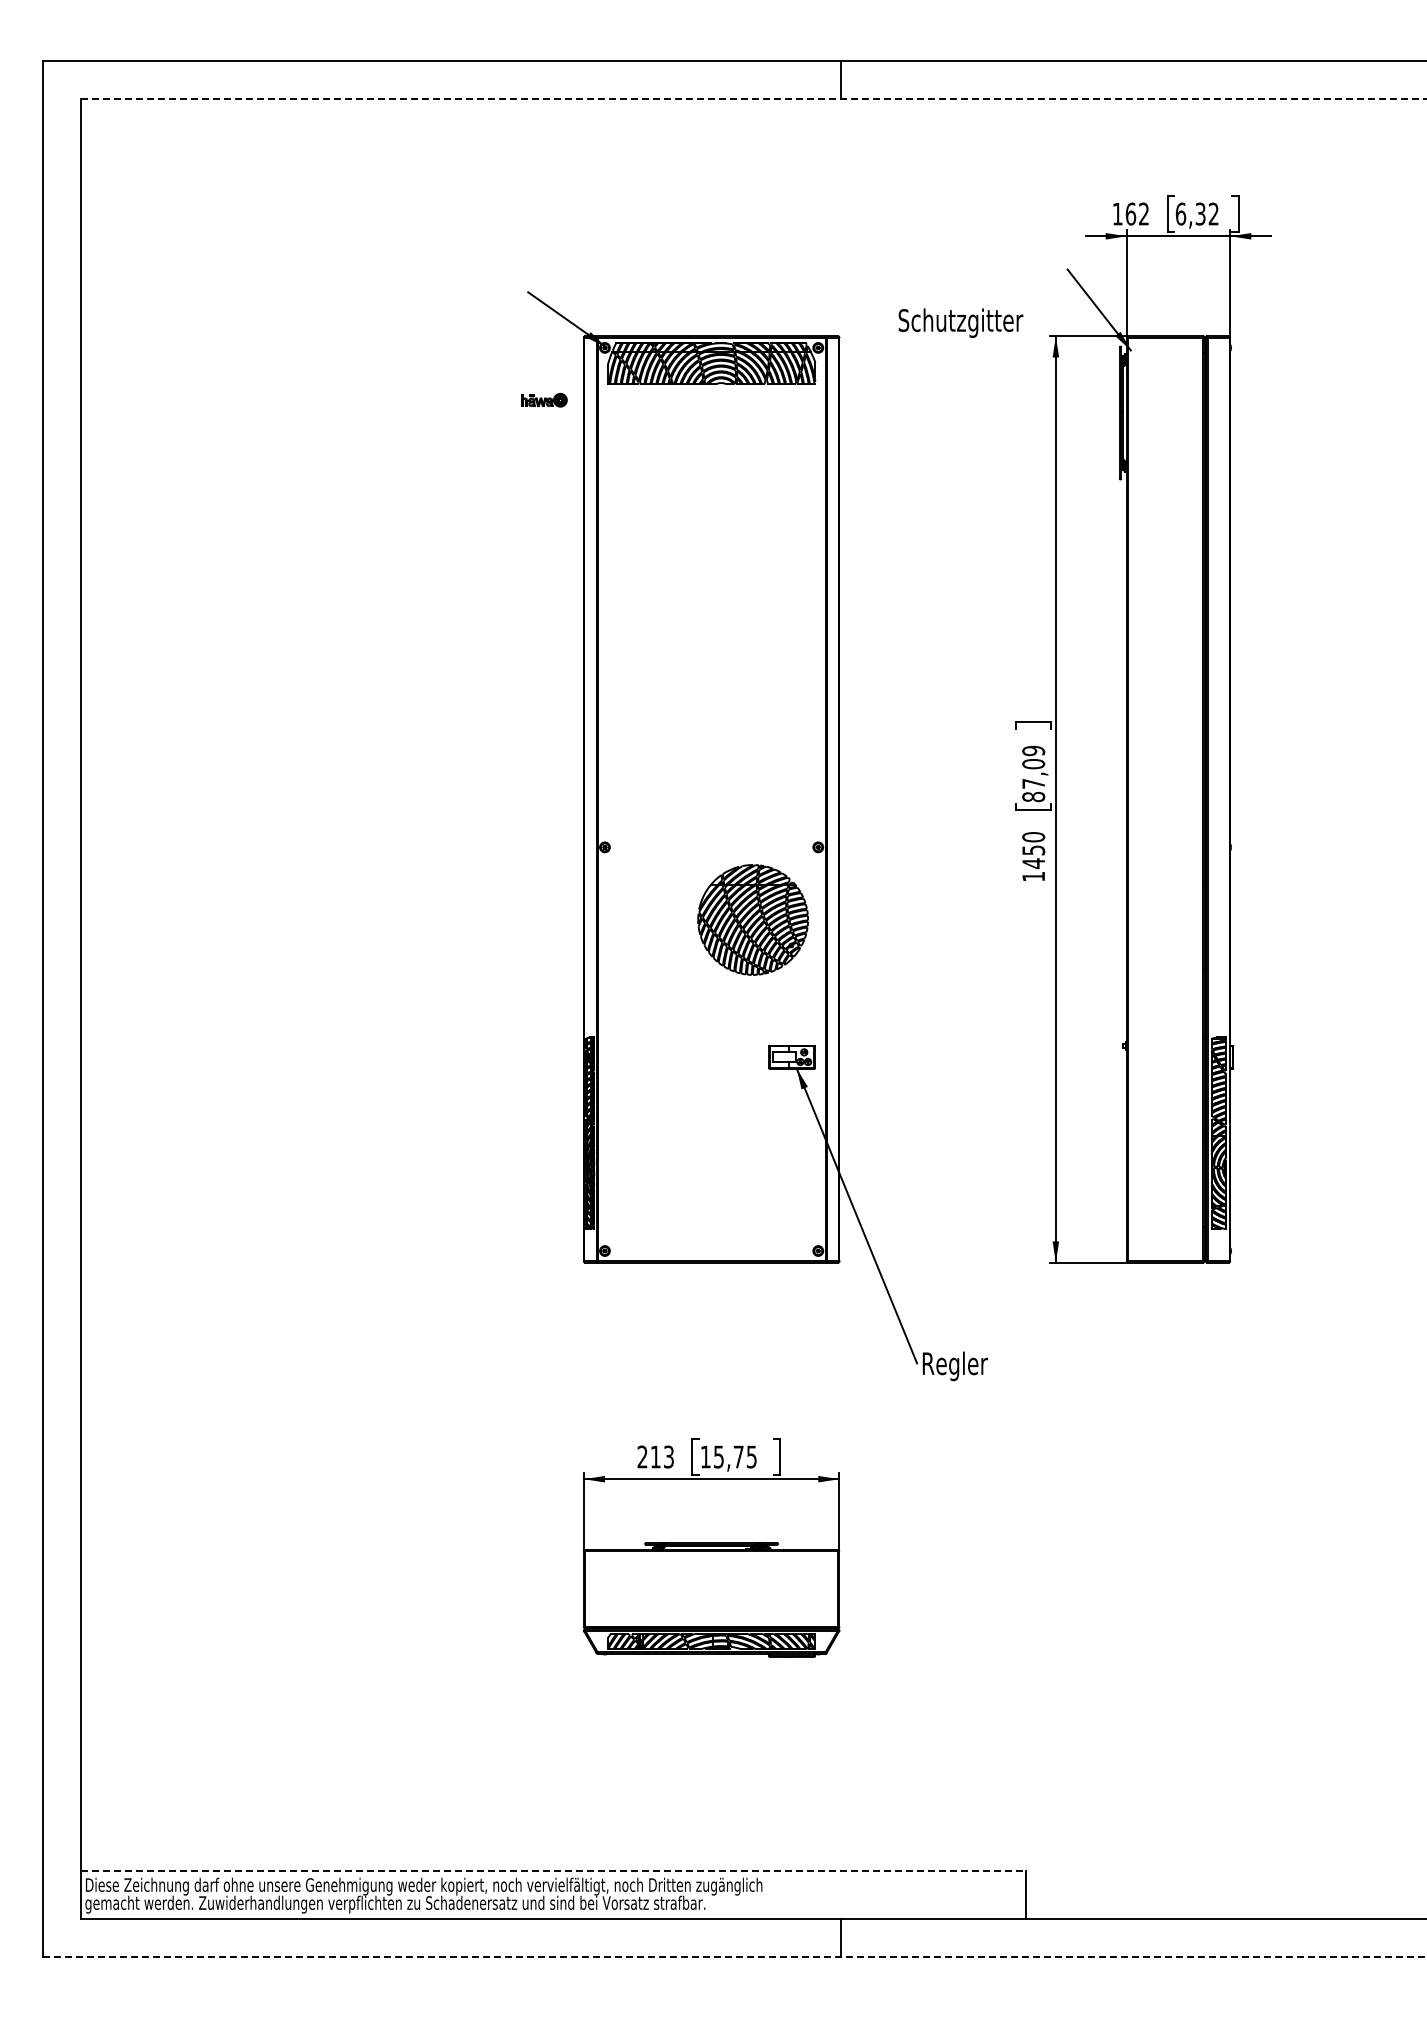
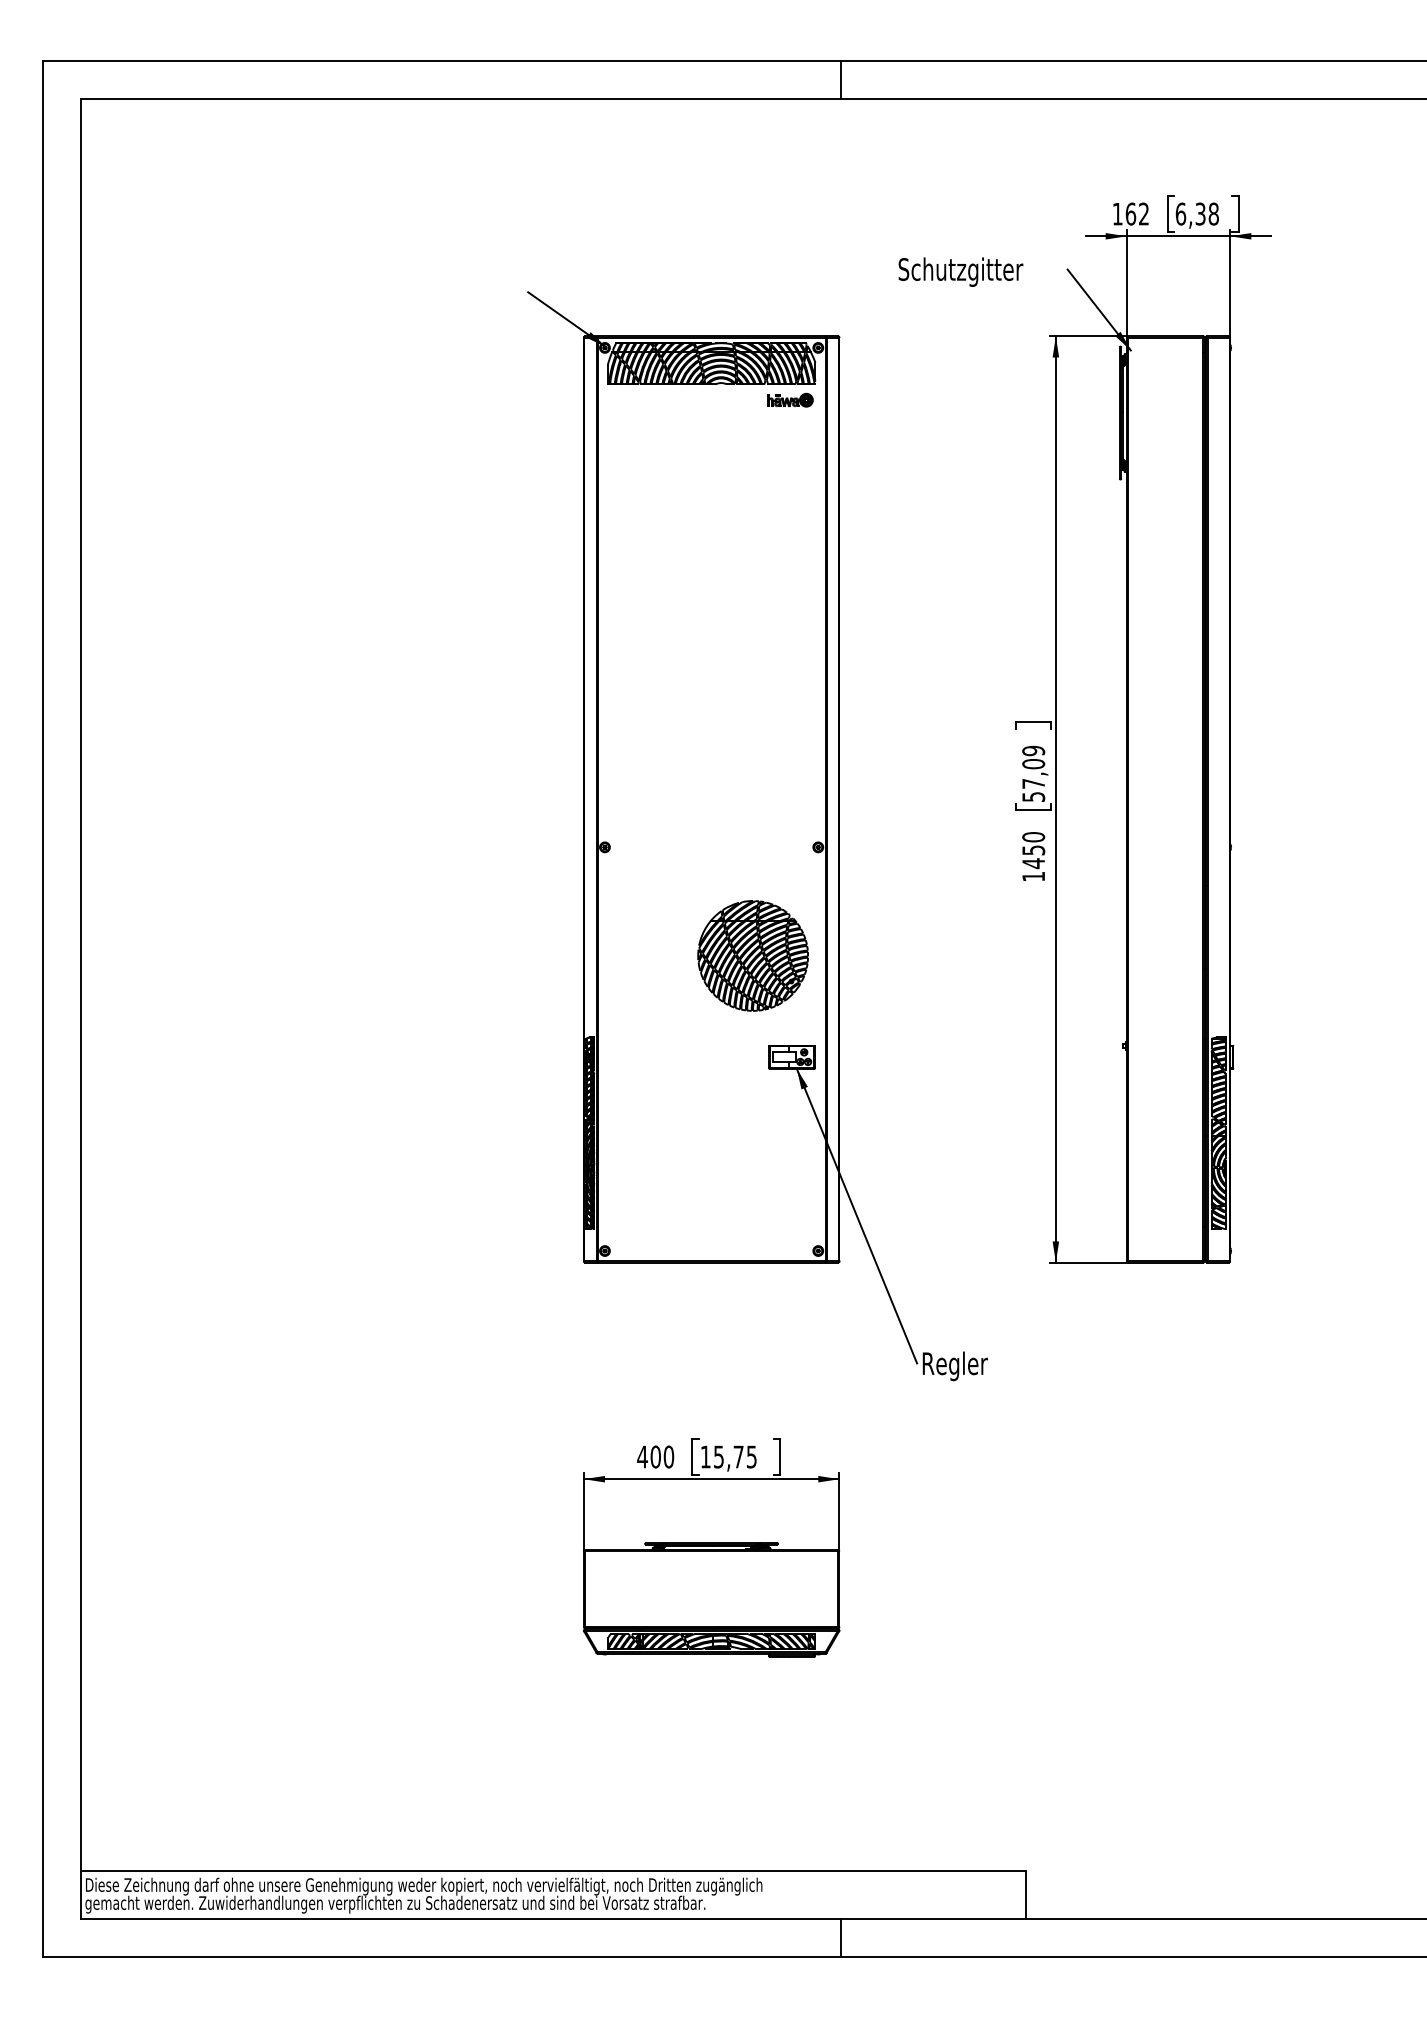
line: dashed -> solid (754, 98)
text: 6,32 -> 6,38 (1213, 213)
text position: (960, 322) -> (960, 271) (960, 271)
part position: (544, 399) -> (790, 399) (790, 399)
text: 87,09 -> 57,09 (1033, 796)
part position: (752, 919) -> (752, 955) (752, 955)
text: 213 -> 400 (655, 1456)
line: dashed -> solid (553, 1871)
line: dashed -> solid (734, 1957)
